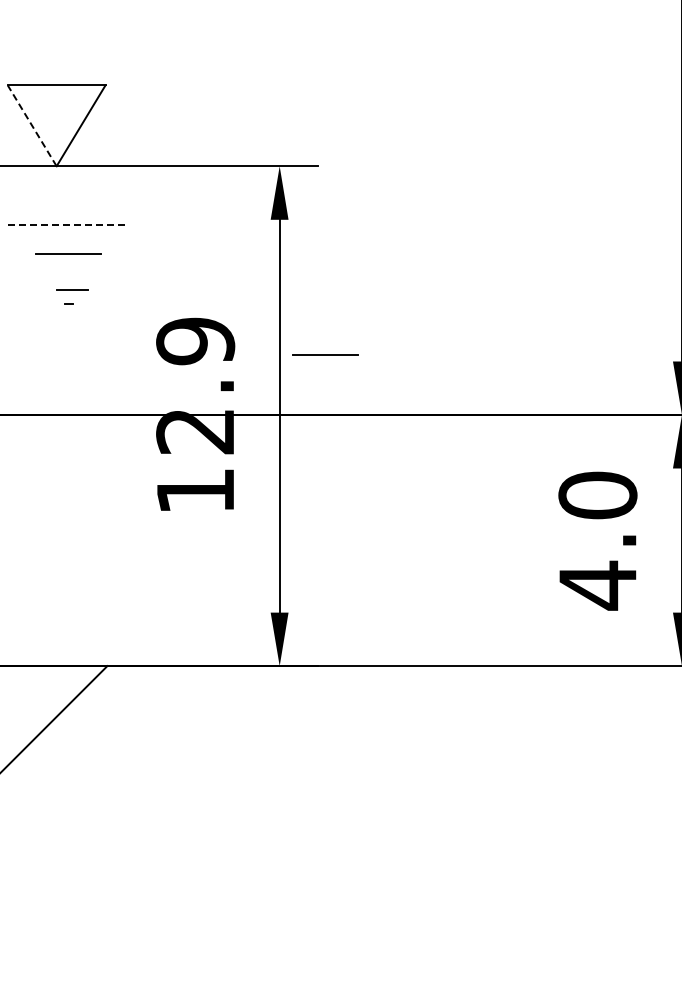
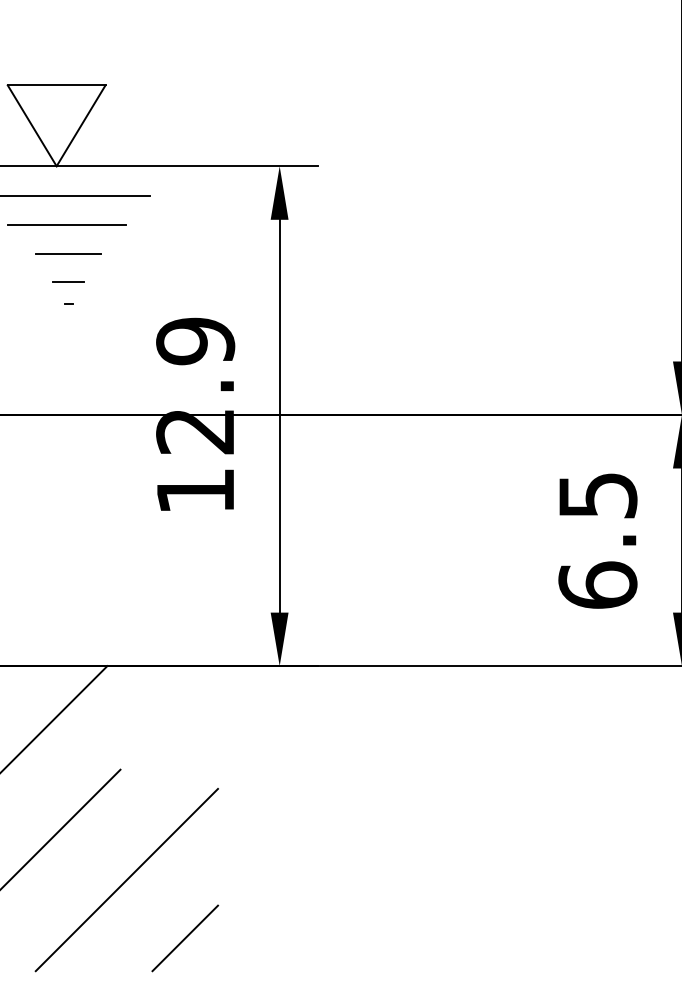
line: dashed -> solid (31, 125)
line: none -> present (76, 196)
line: dashed -> solid (67, 225)
line position: (72, 289) -> (68, 281) (68, 281)
line: present -> none (325, 354)
text: 4.0 -> 6.5 (597, 540)
line: none -> present (61, 828)
line: none -> present (126, 879)
line: none -> present (185, 938)
